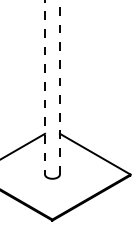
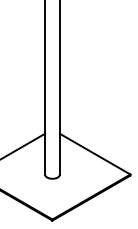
line: dashed -> solid (59, 86)
line: dashed -> solid (45, 87)
